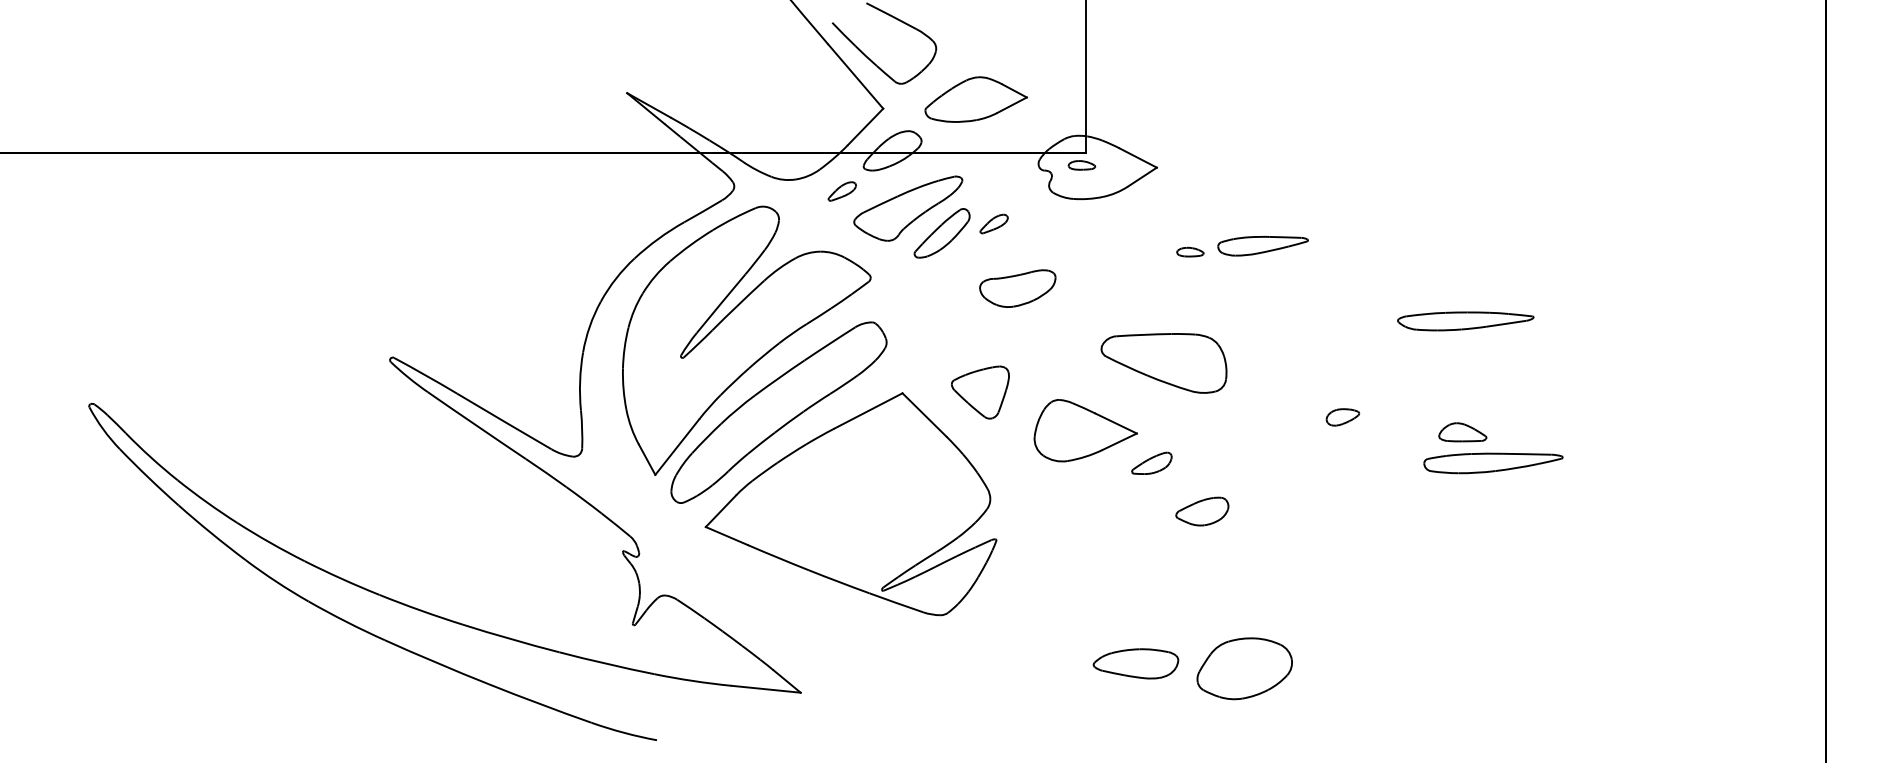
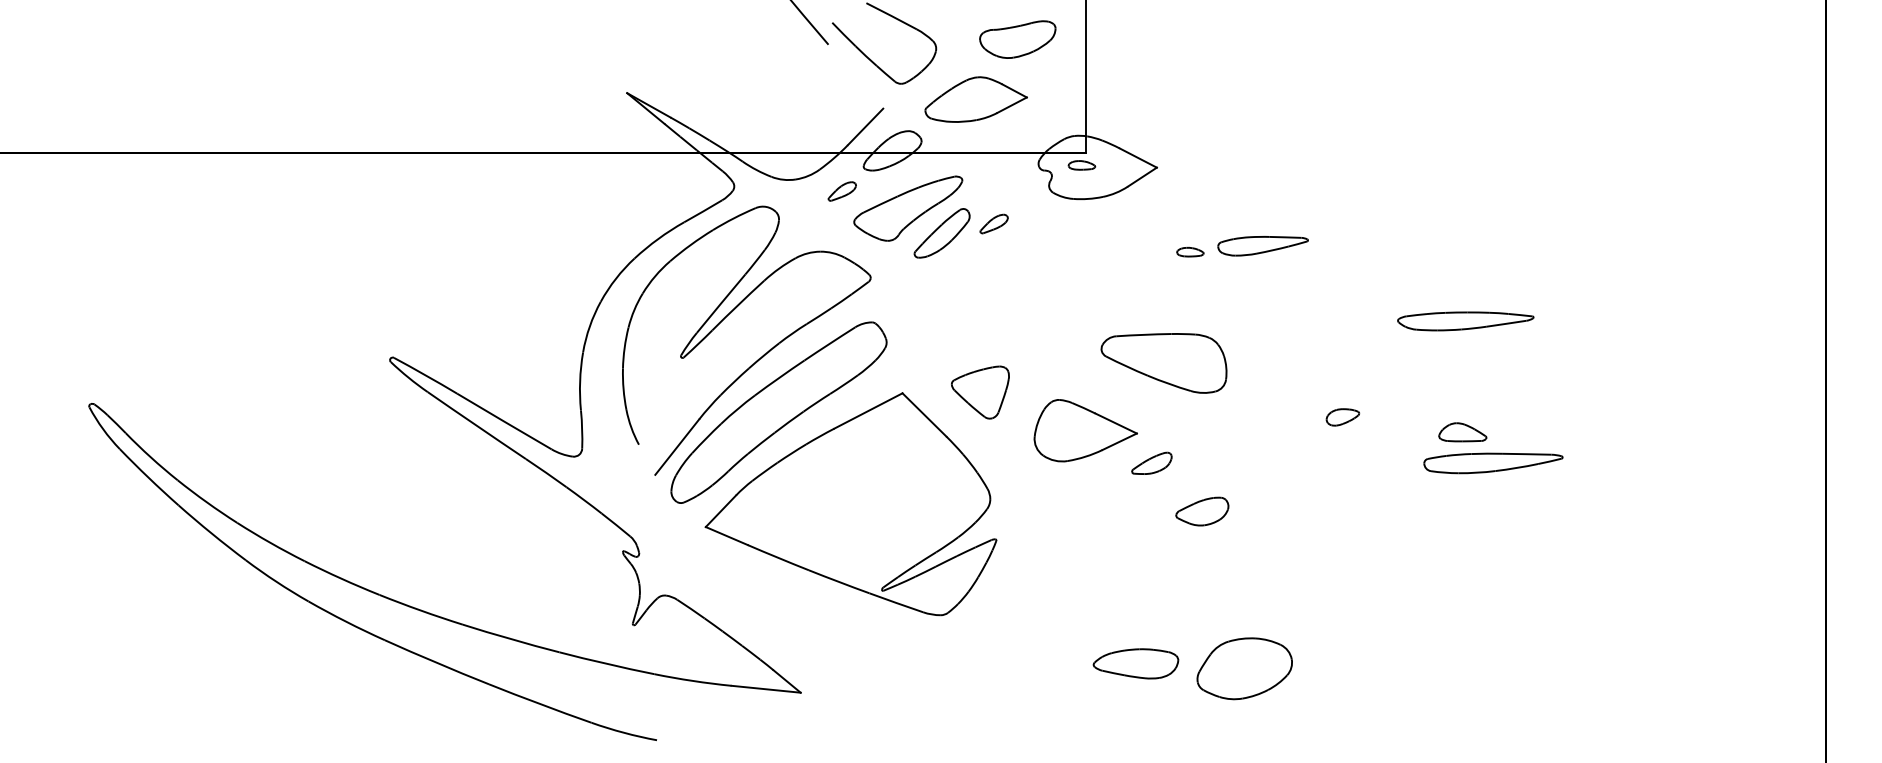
line: present -> none (855, 76)
part position: (1017, 288) -> (1017, 39) (1017, 39)
line: present -> none (647, 459)
